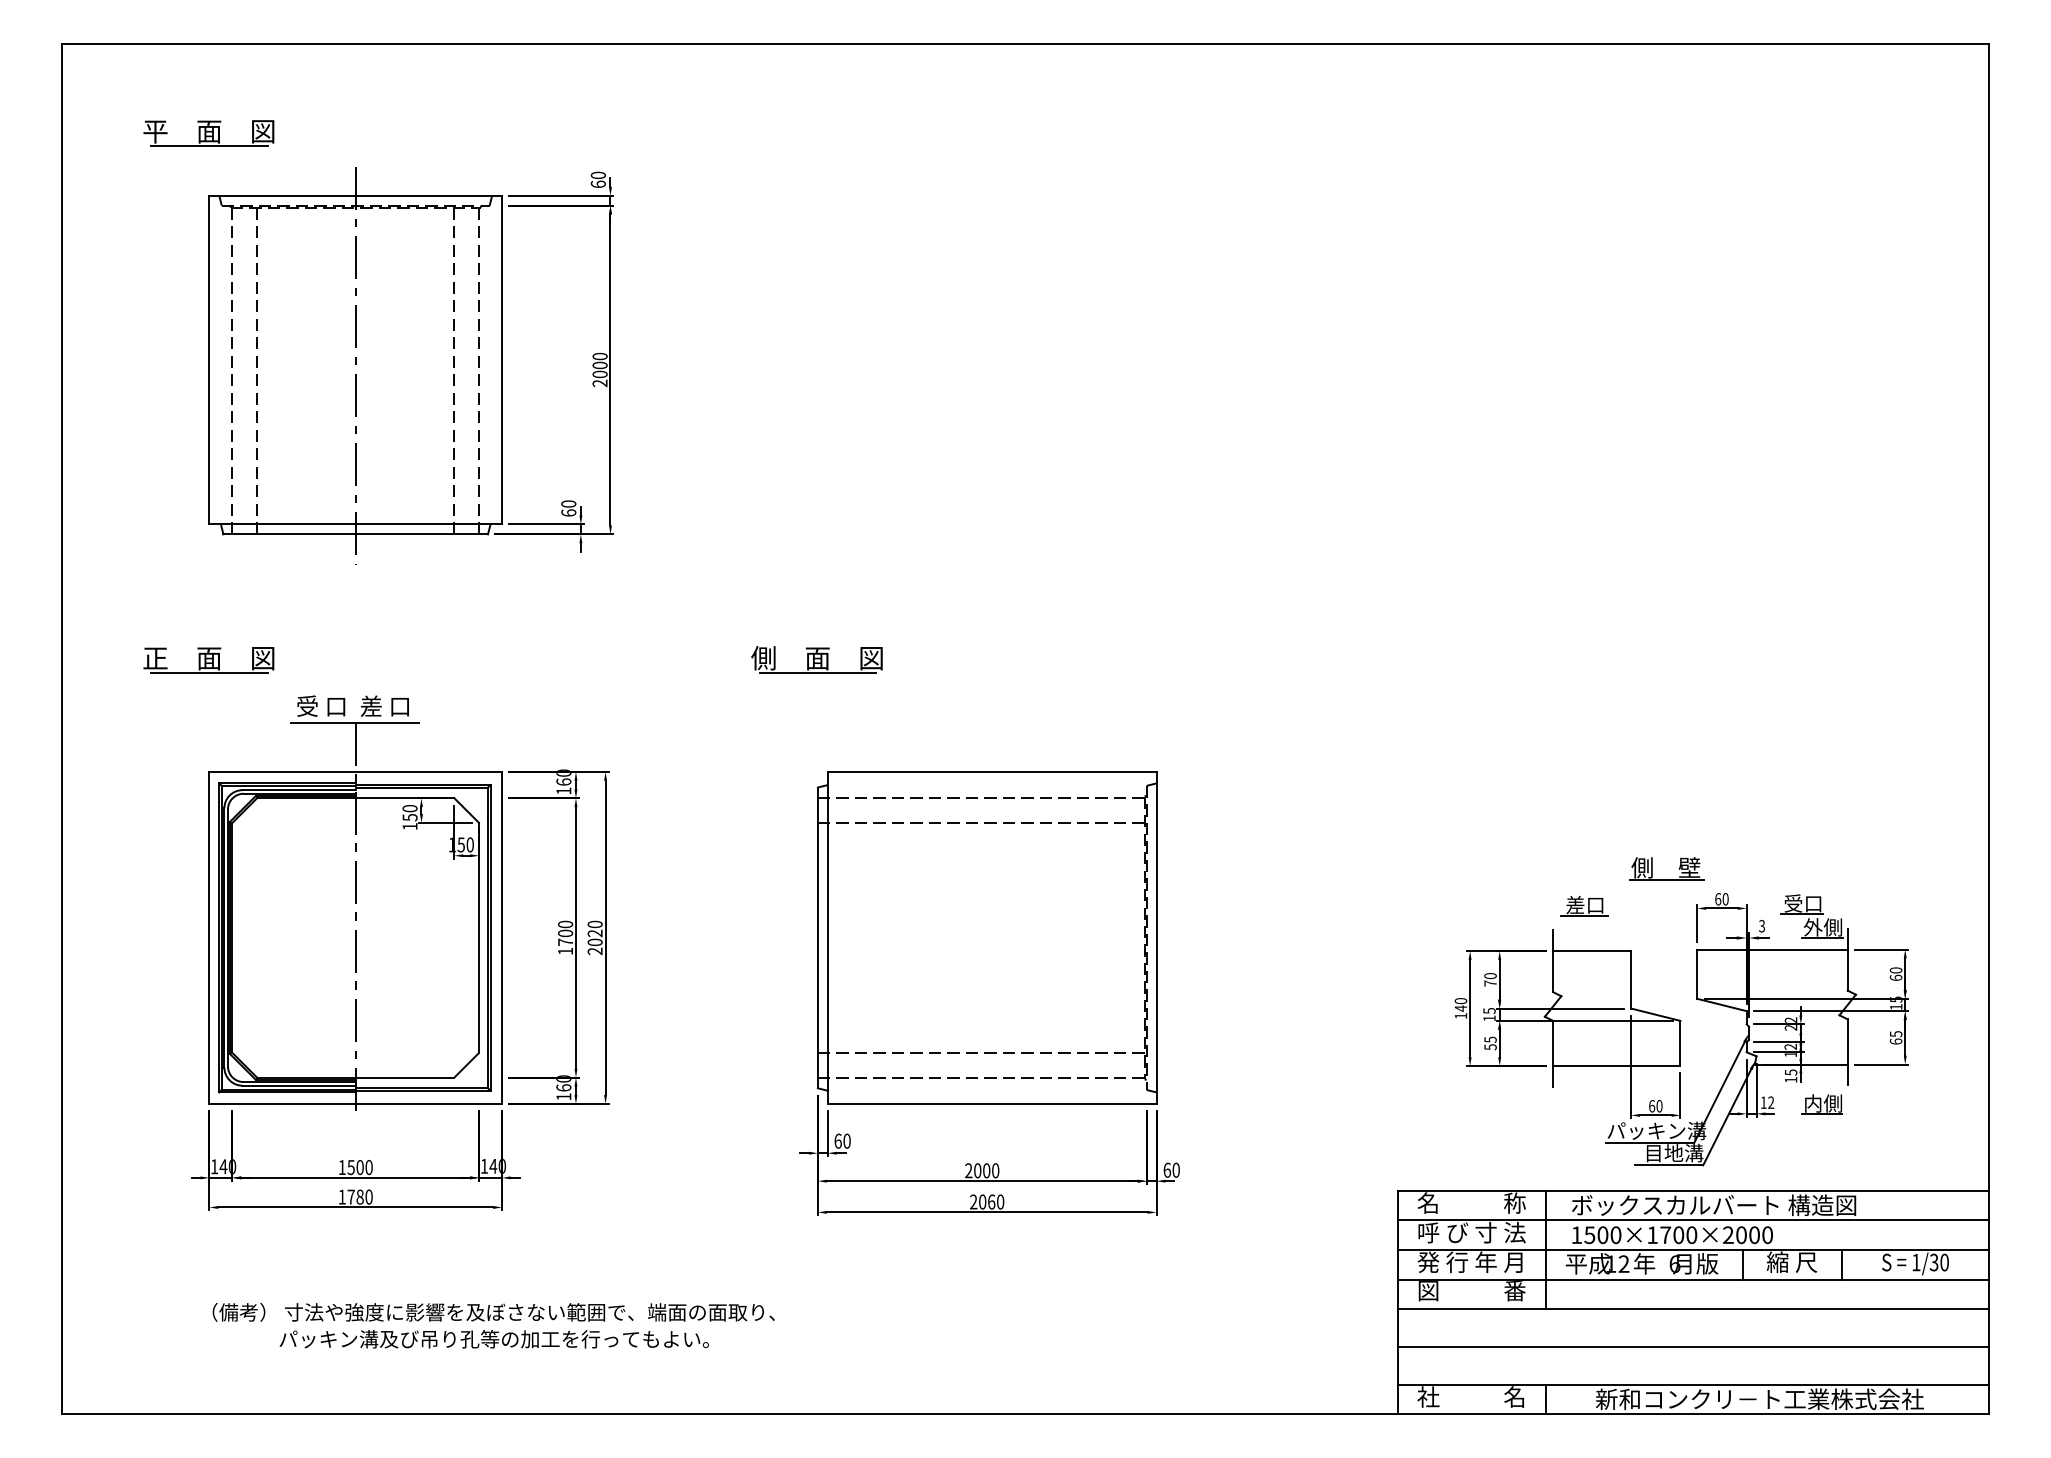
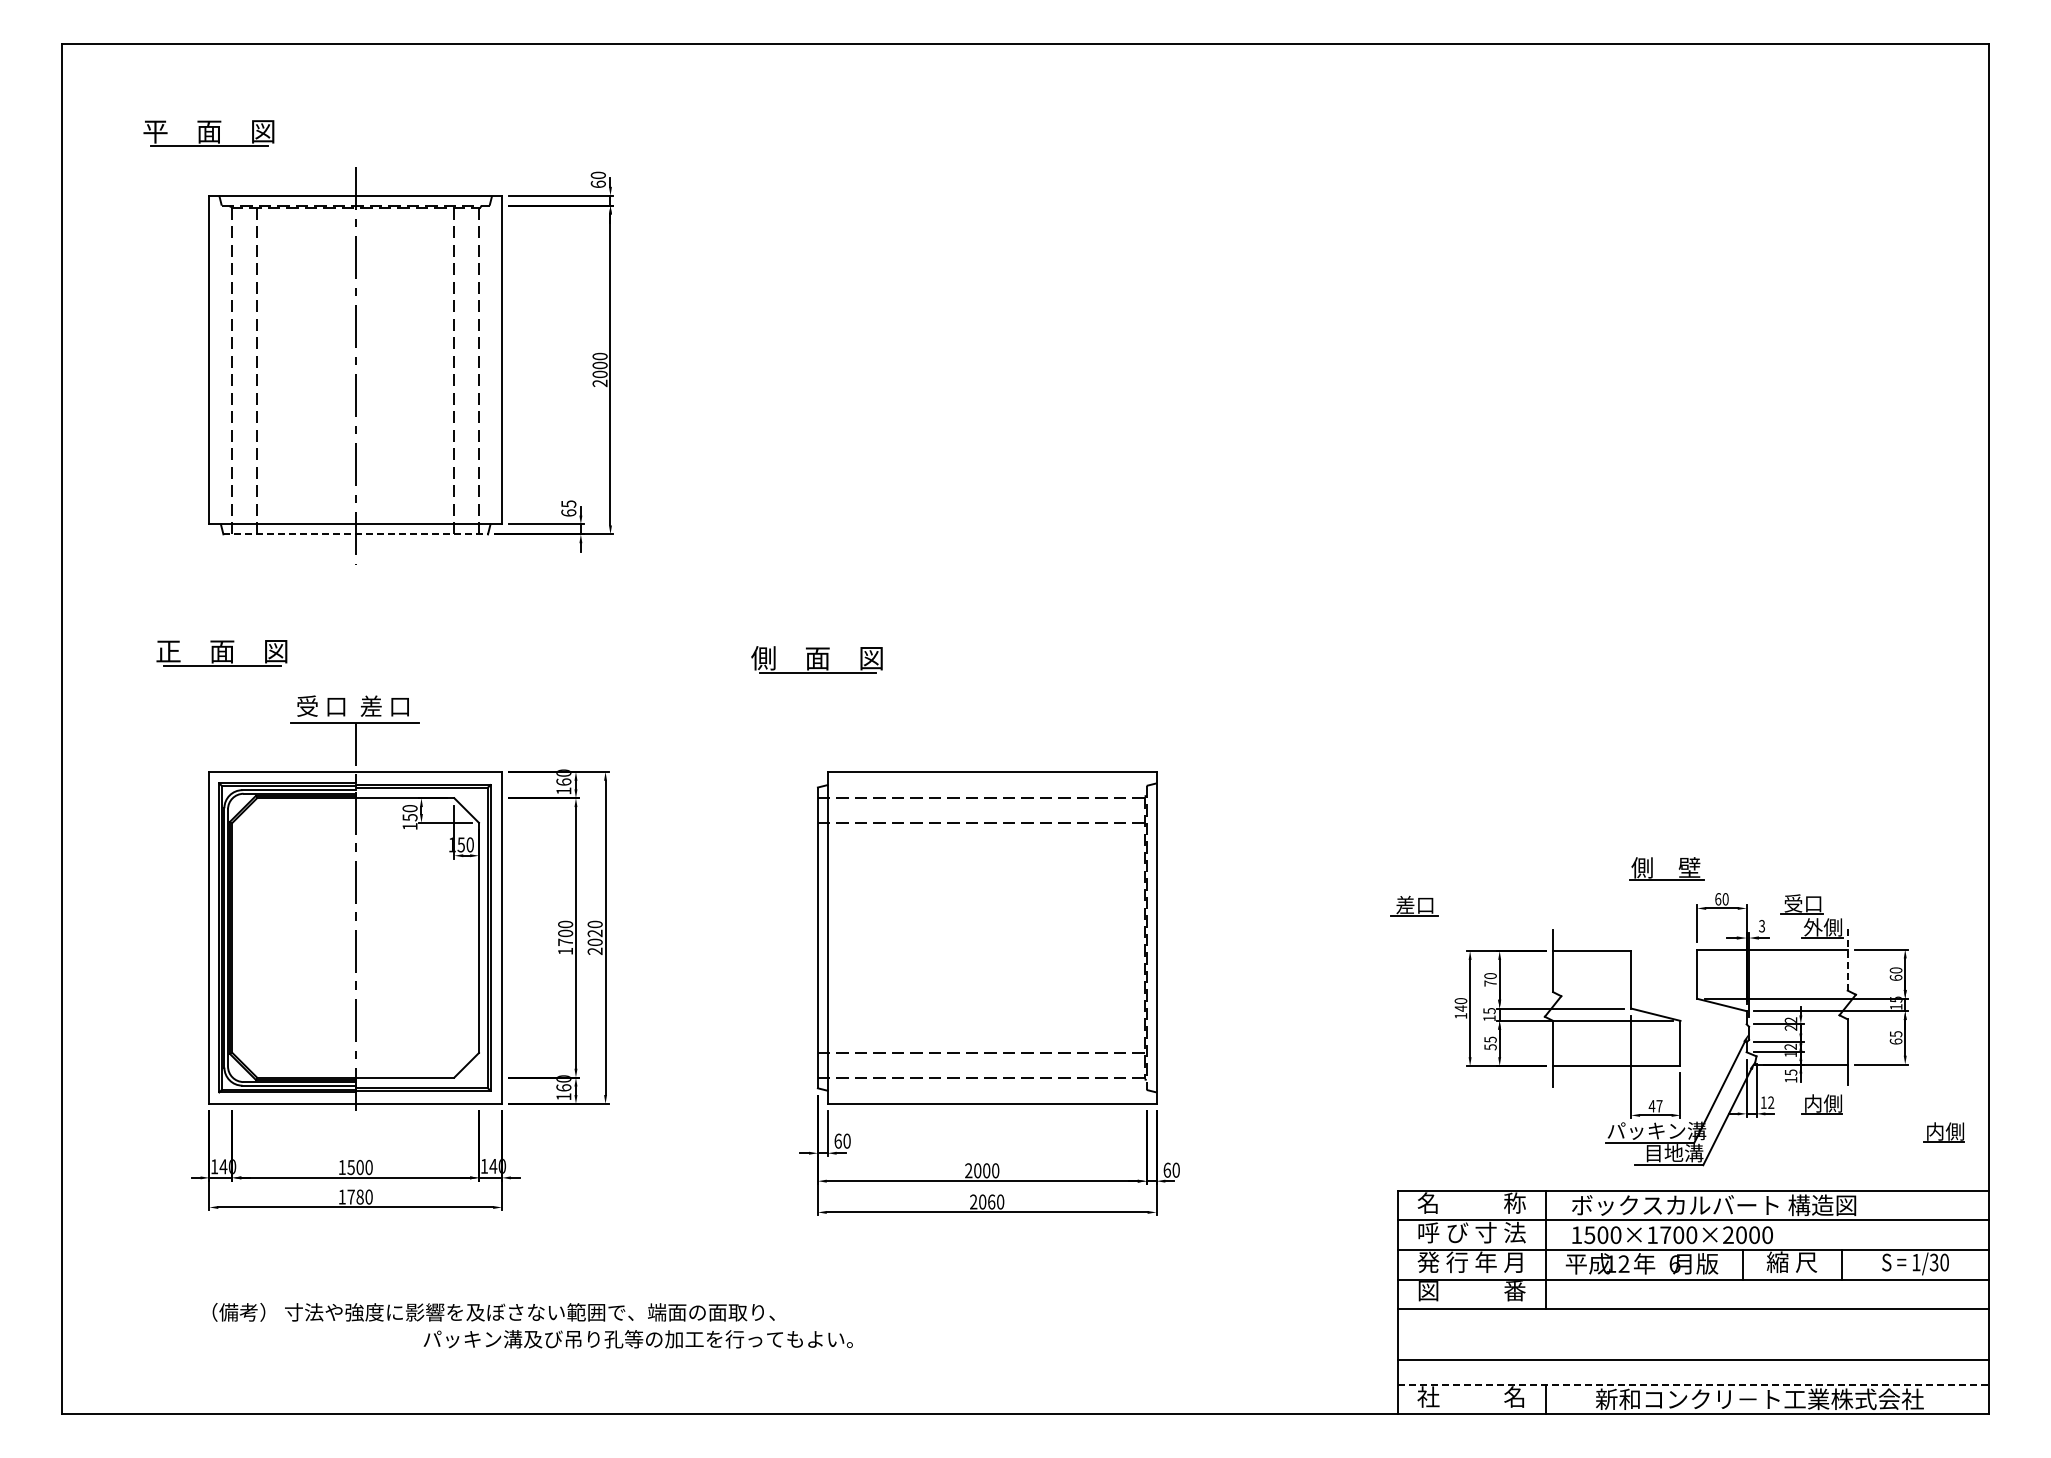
text: 60 -> 65 (568, 503)
line: solid -> dashed (356, 534)
part position: (208, 660) -> (221, 653) (221, 653)
part position: (1584, 905) -> (1414, 905) (1414, 905)
line: solid -> dashed (1847, 959)
text: 60 -> 47 (1655, 1106)
part: none -> present (1943, 1132)
text position: (493, 1339) -> (637, 1339) (637, 1339)
line position: (1693, 1346) -> (1693, 1359) (1693, 1359)
line: solid -> dashed (1693, 1384)
